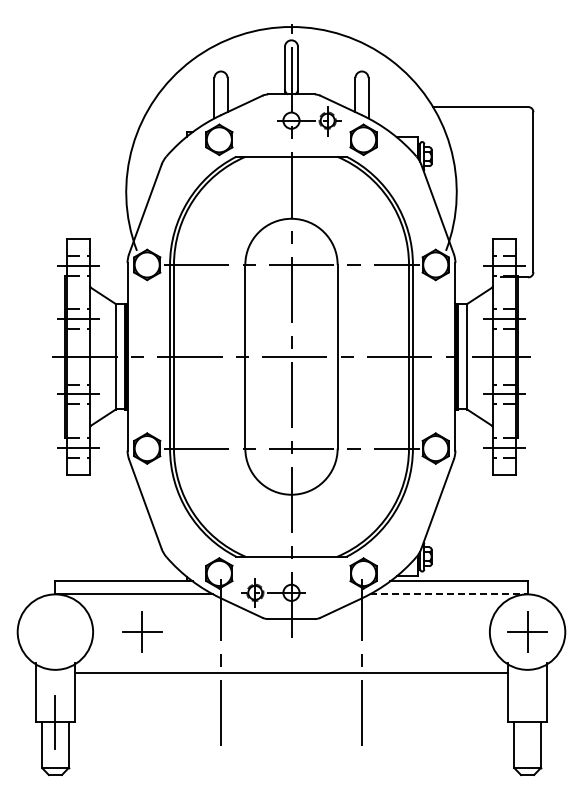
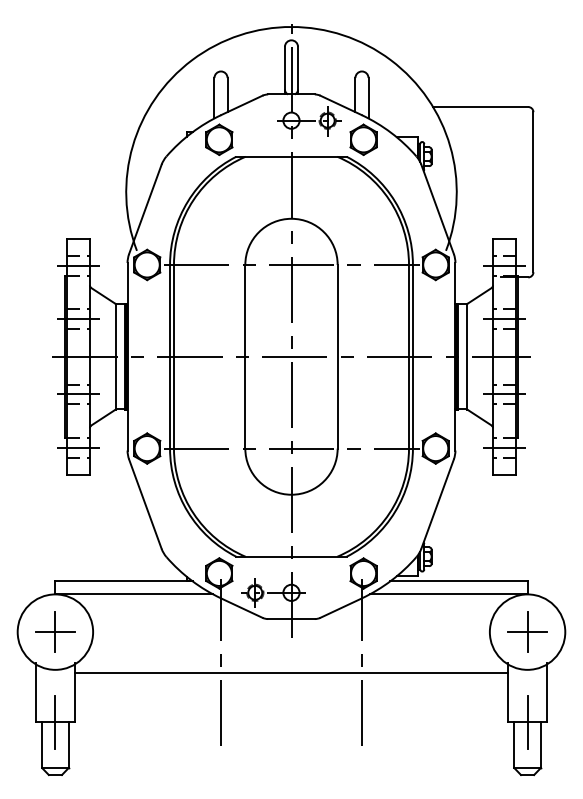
line: dashed -> solid (448, 594)
part position: (142, 631) -> (55, 631) (55, 631)
line: none -> present (527, 722)
